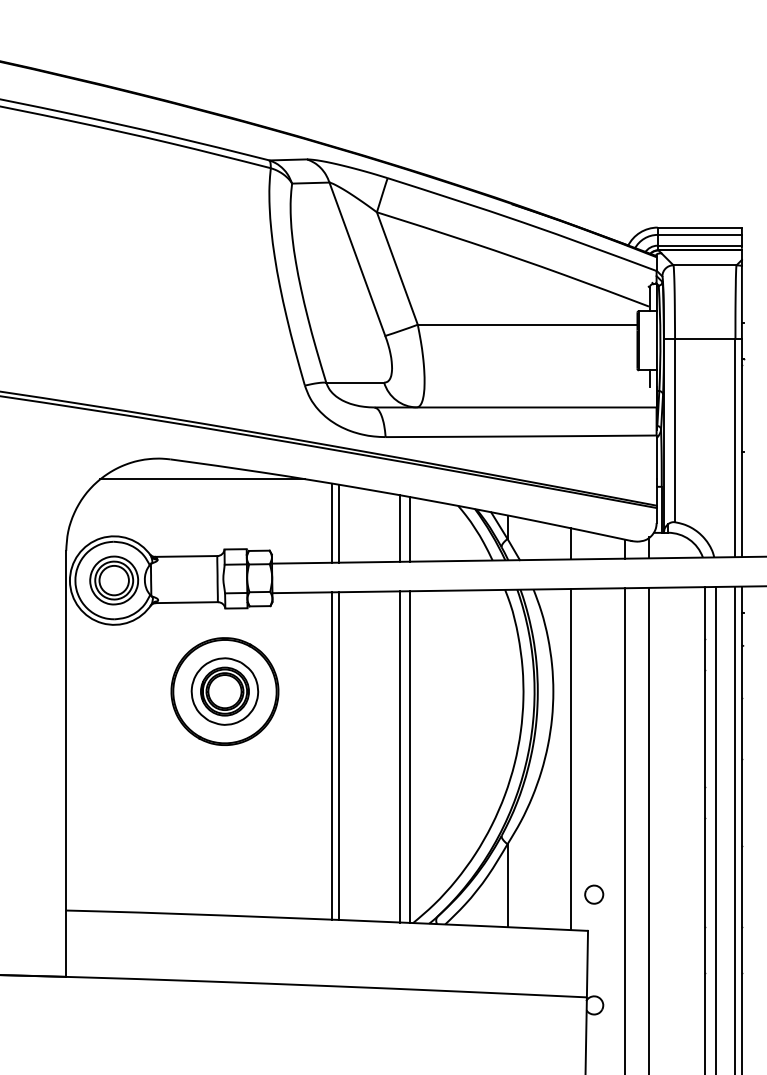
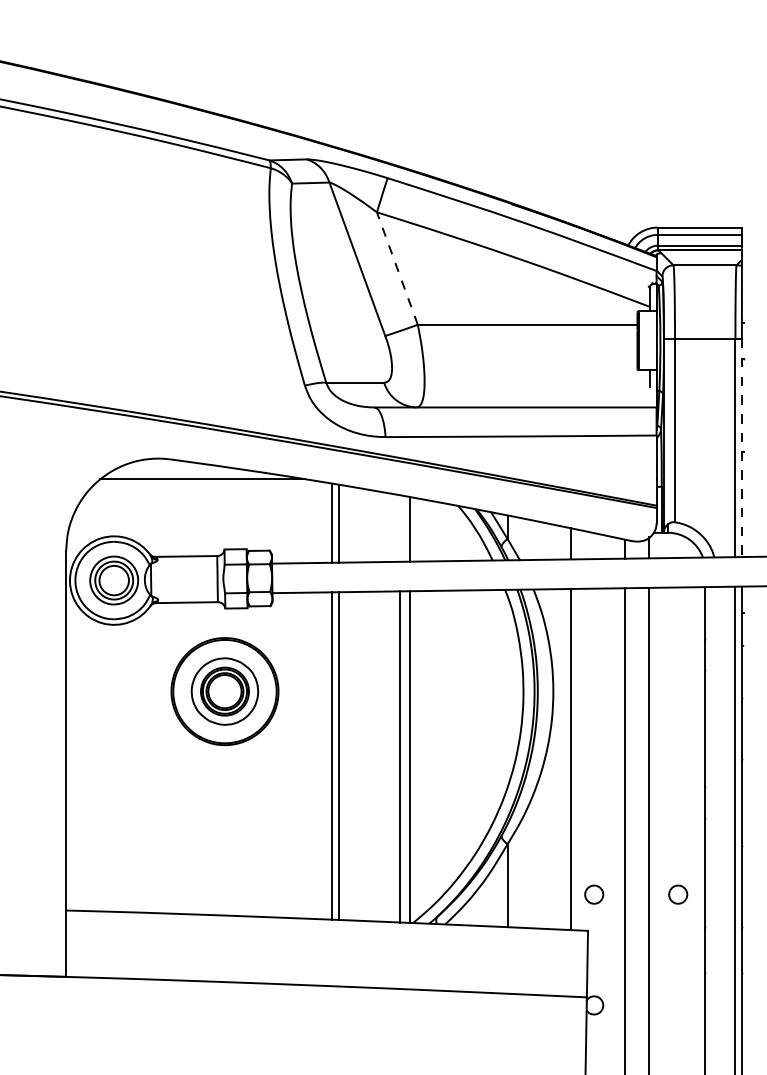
line: solid -> dashed (397, 268)
line: solid -> dashed (741, 448)
line: present -> none (399, 528)
line: present -> none (716, 828)
part: none -> present (678, 894)
